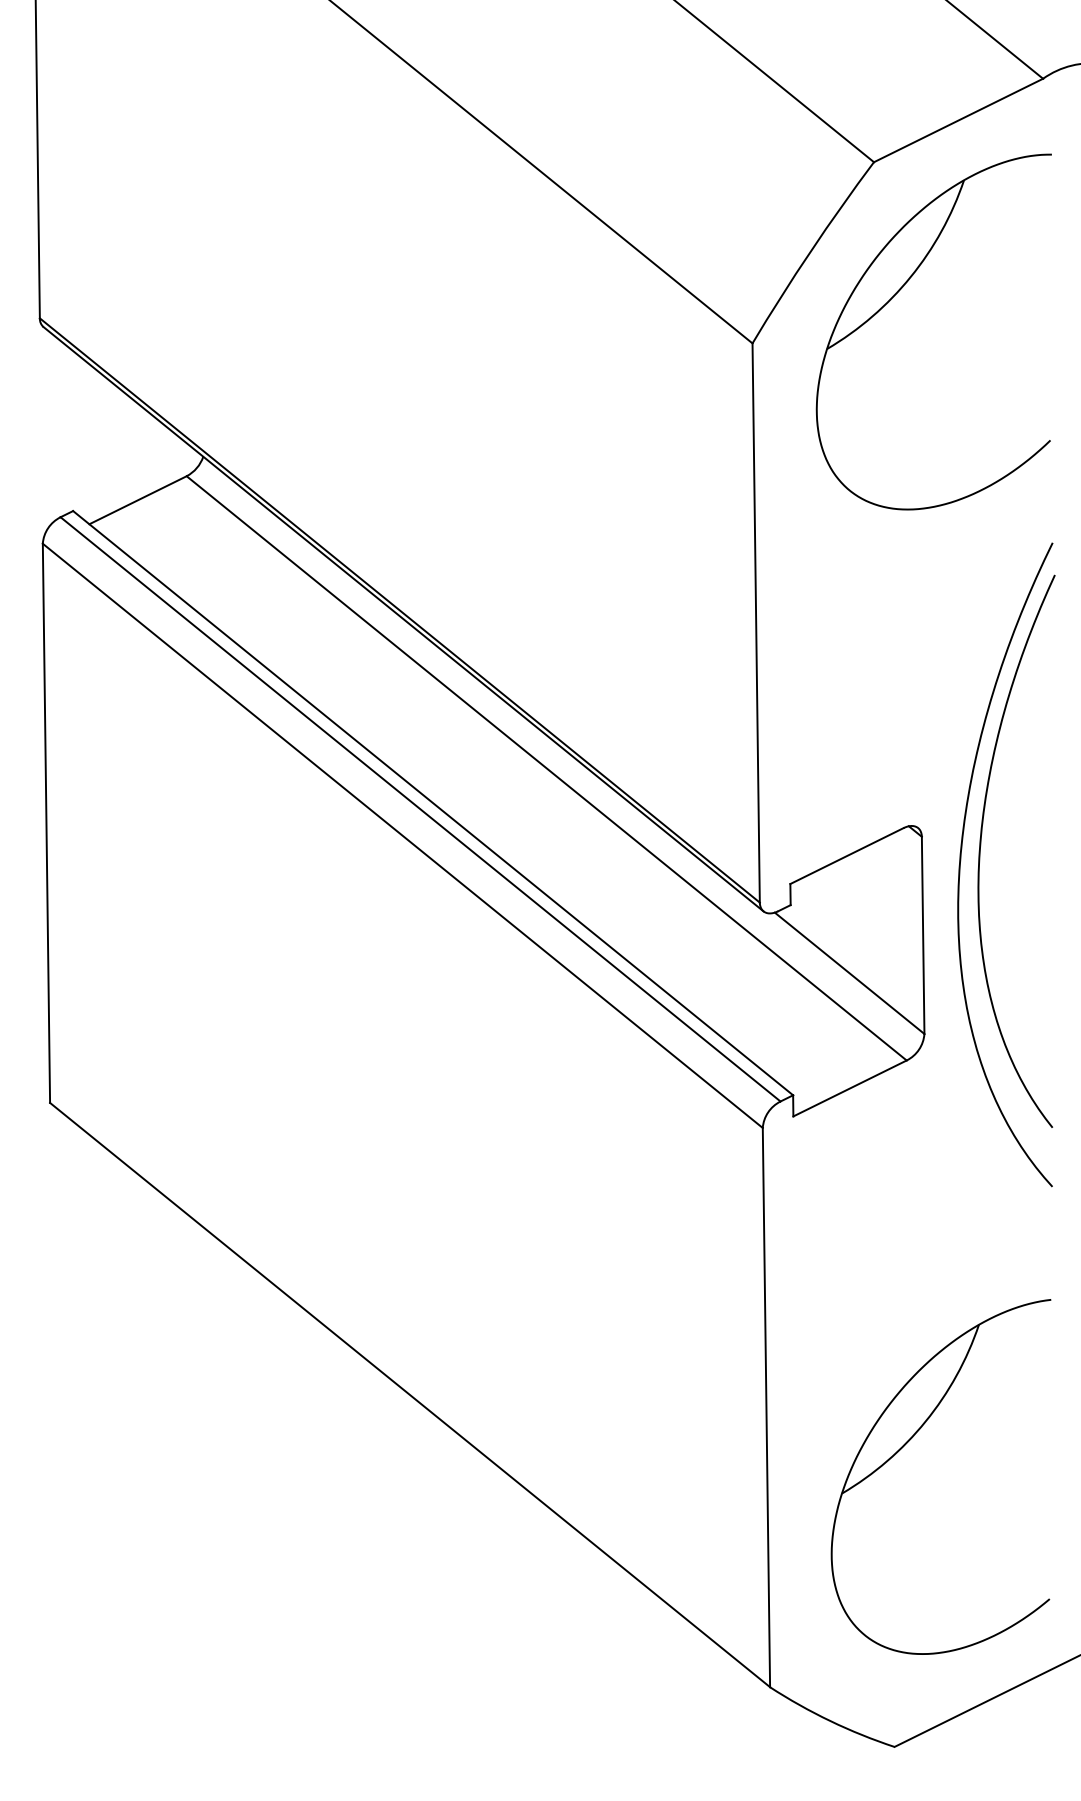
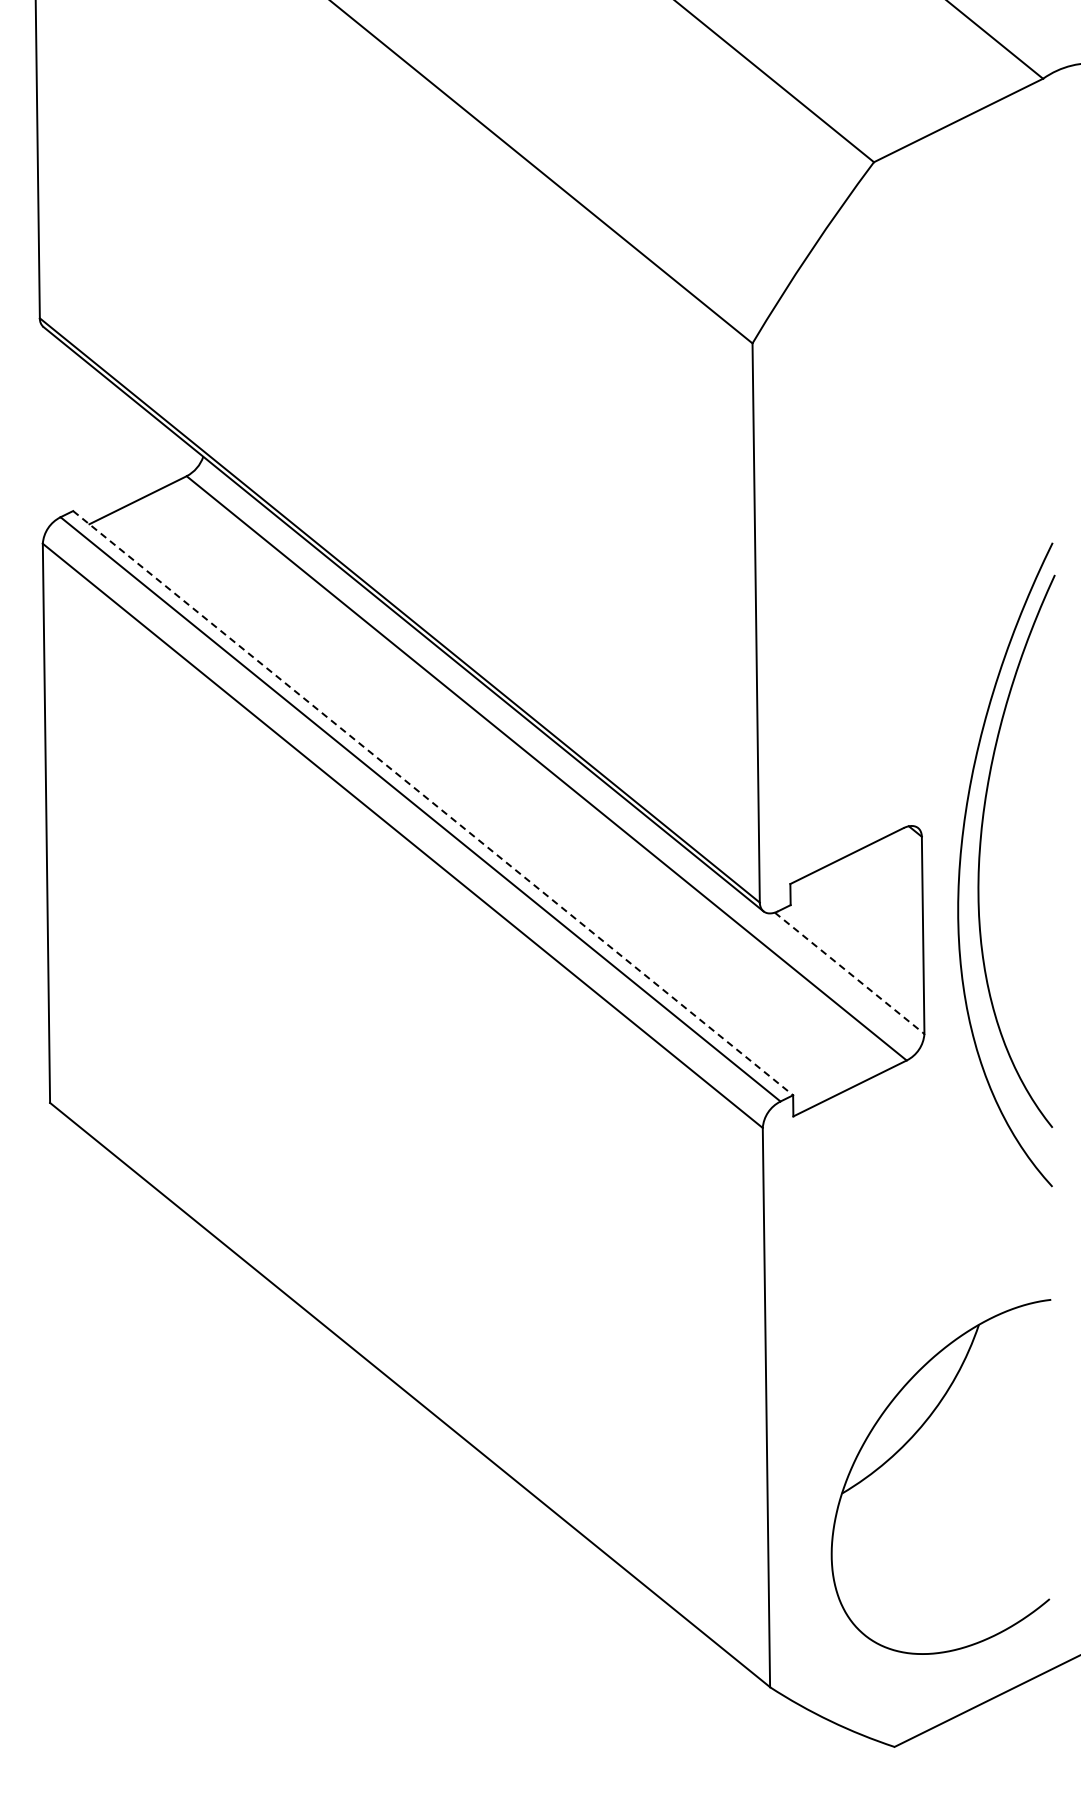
part: present -> none (896, 294)
line: solid -> dashed (433, 803)
line: solid -> dashed (850, 973)
